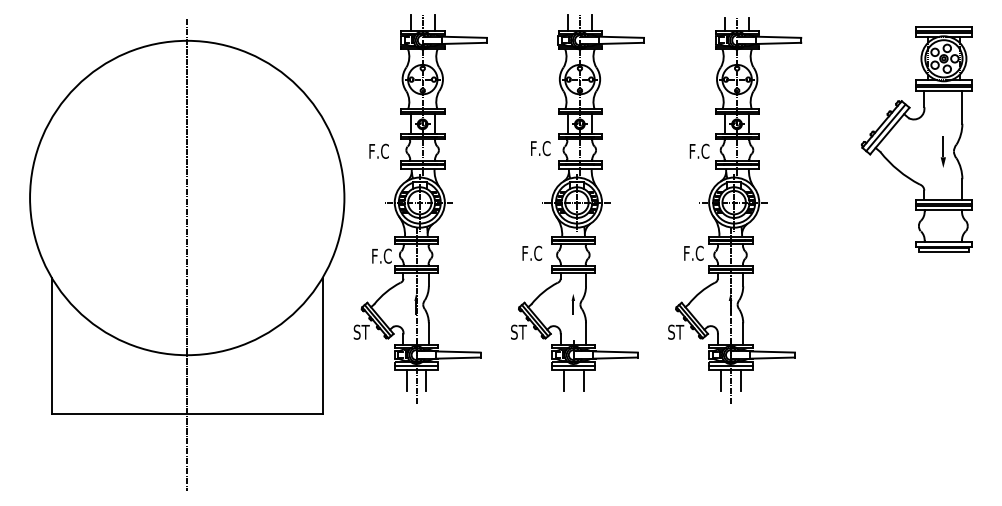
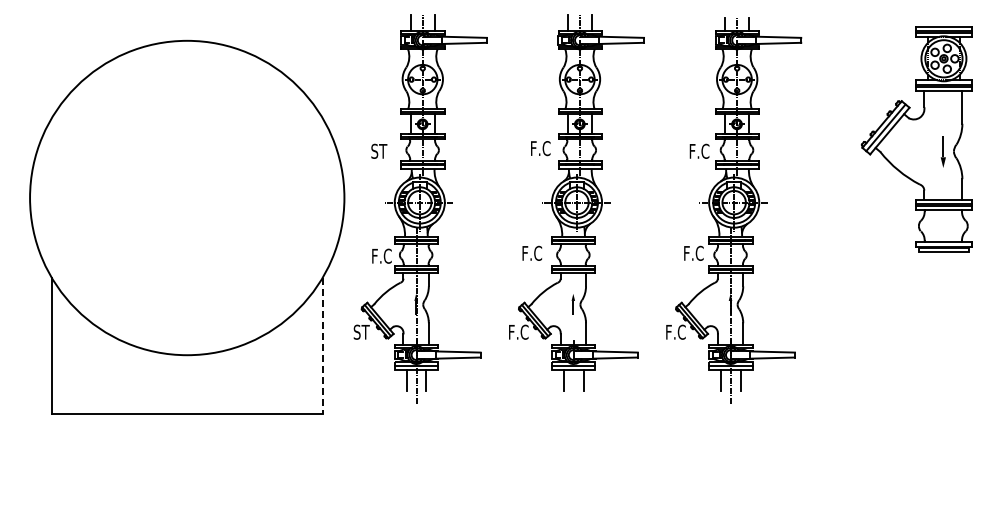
text: F.C -> ST (378, 150)
line: present -> none (187, 254)
text: ST -> F.C (518, 331)
text: ST -> F.C (675, 331)
line: solid -> dashed (322, 346)
